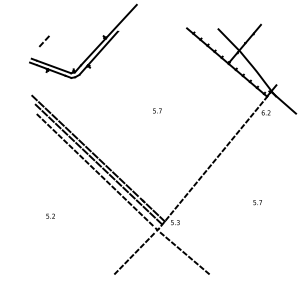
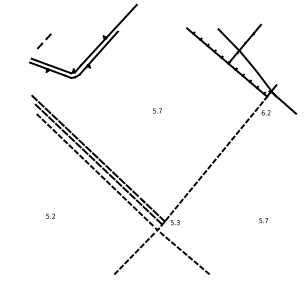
part size: 12x13 px -> 15x17 px (44, 41)
text position: (257, 202) -> (263, 220) (263, 220)
